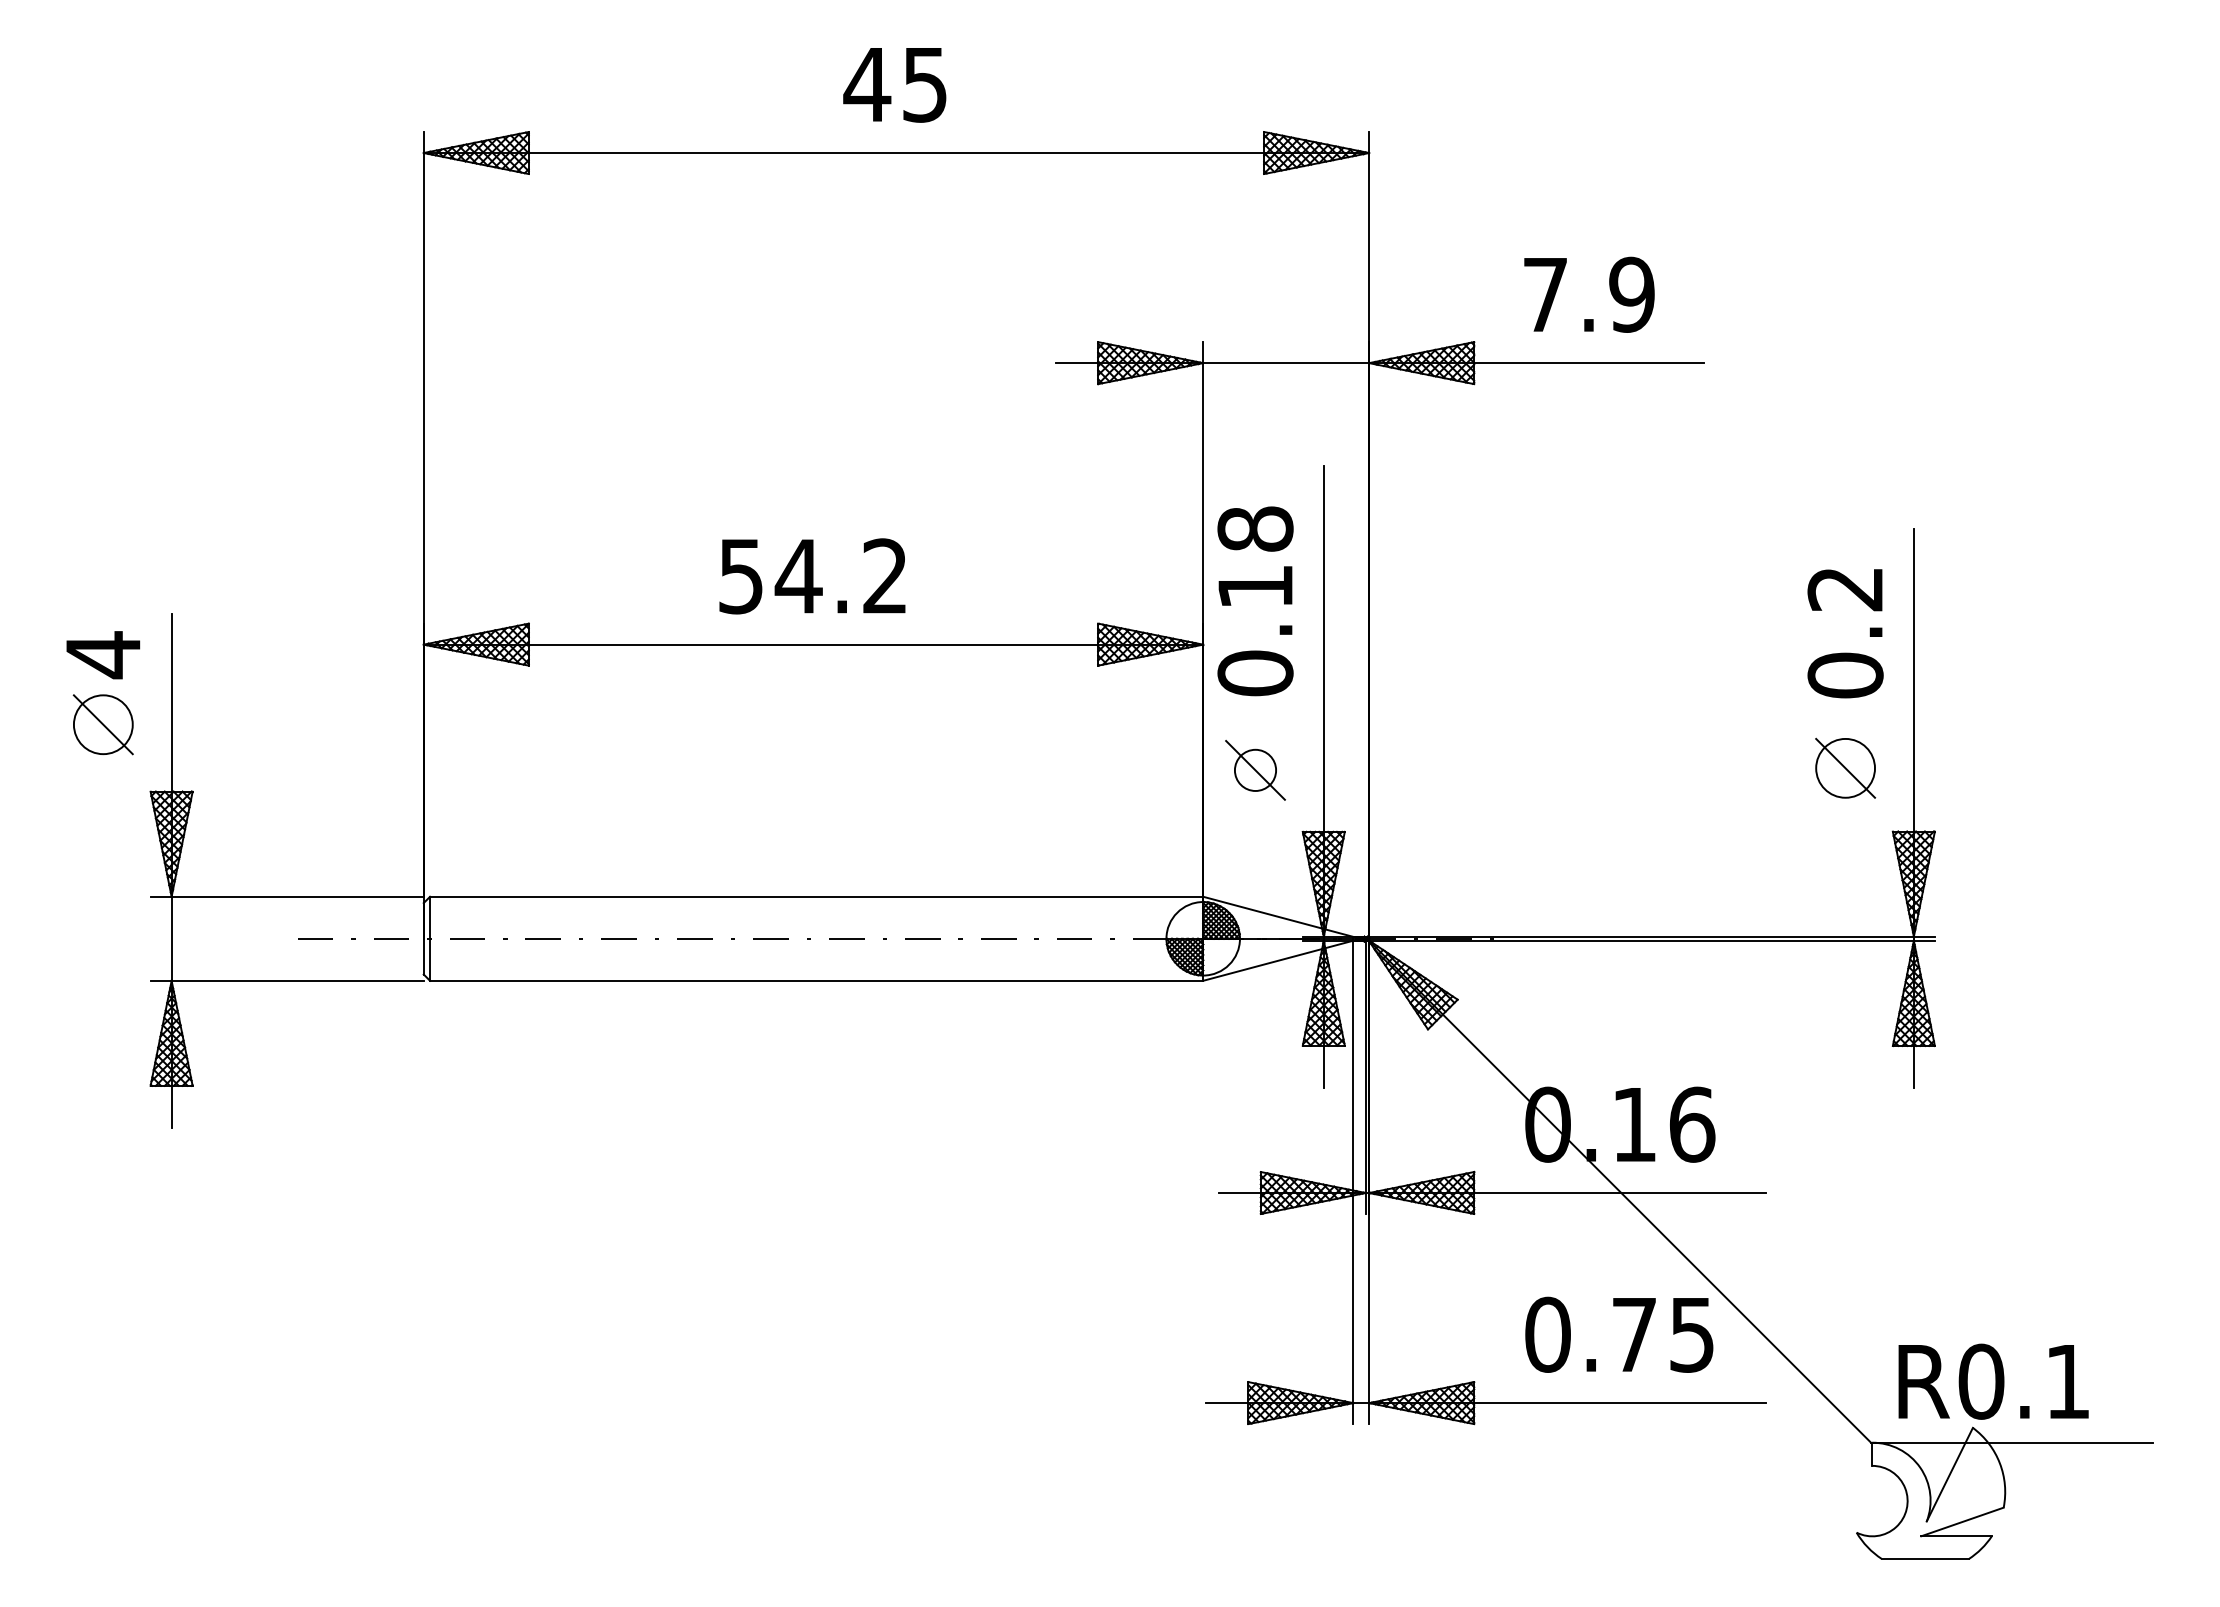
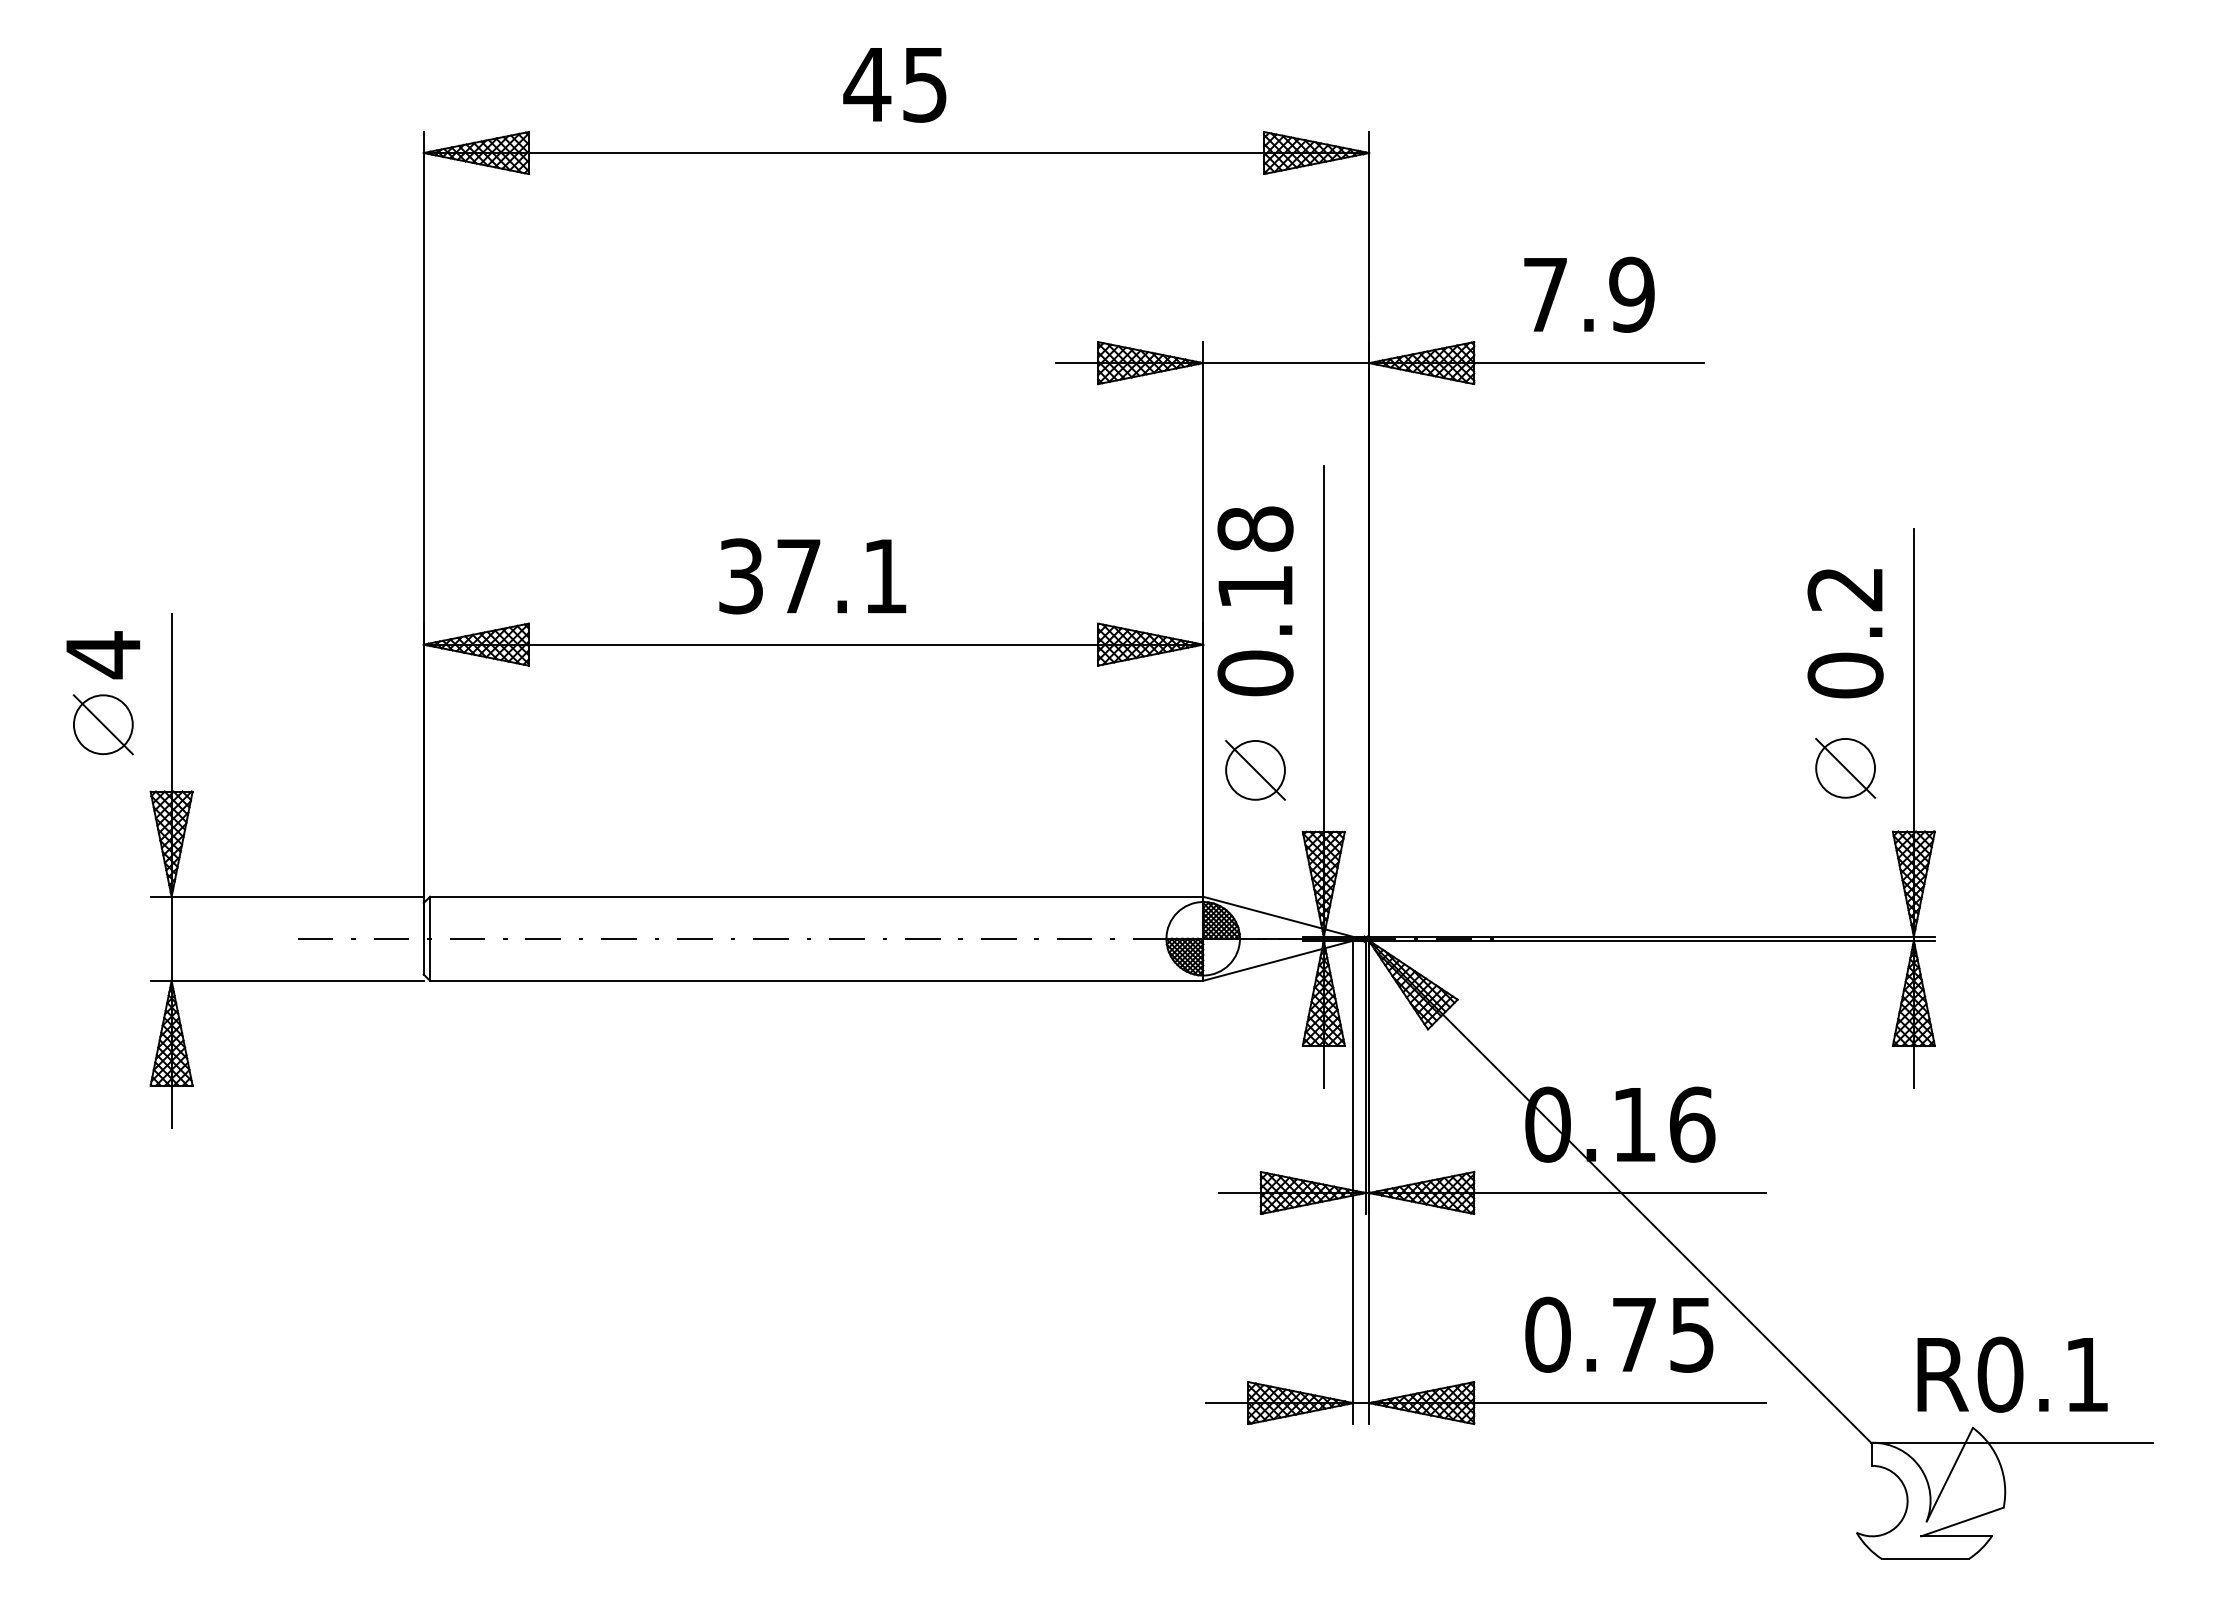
text: 54.2 -> 37.1 (812, 575)
circle diameter: 41 px -> 59 px (1255, 769)
text position: (1993, 1381) -> (2012, 1374) (2012, 1374)
